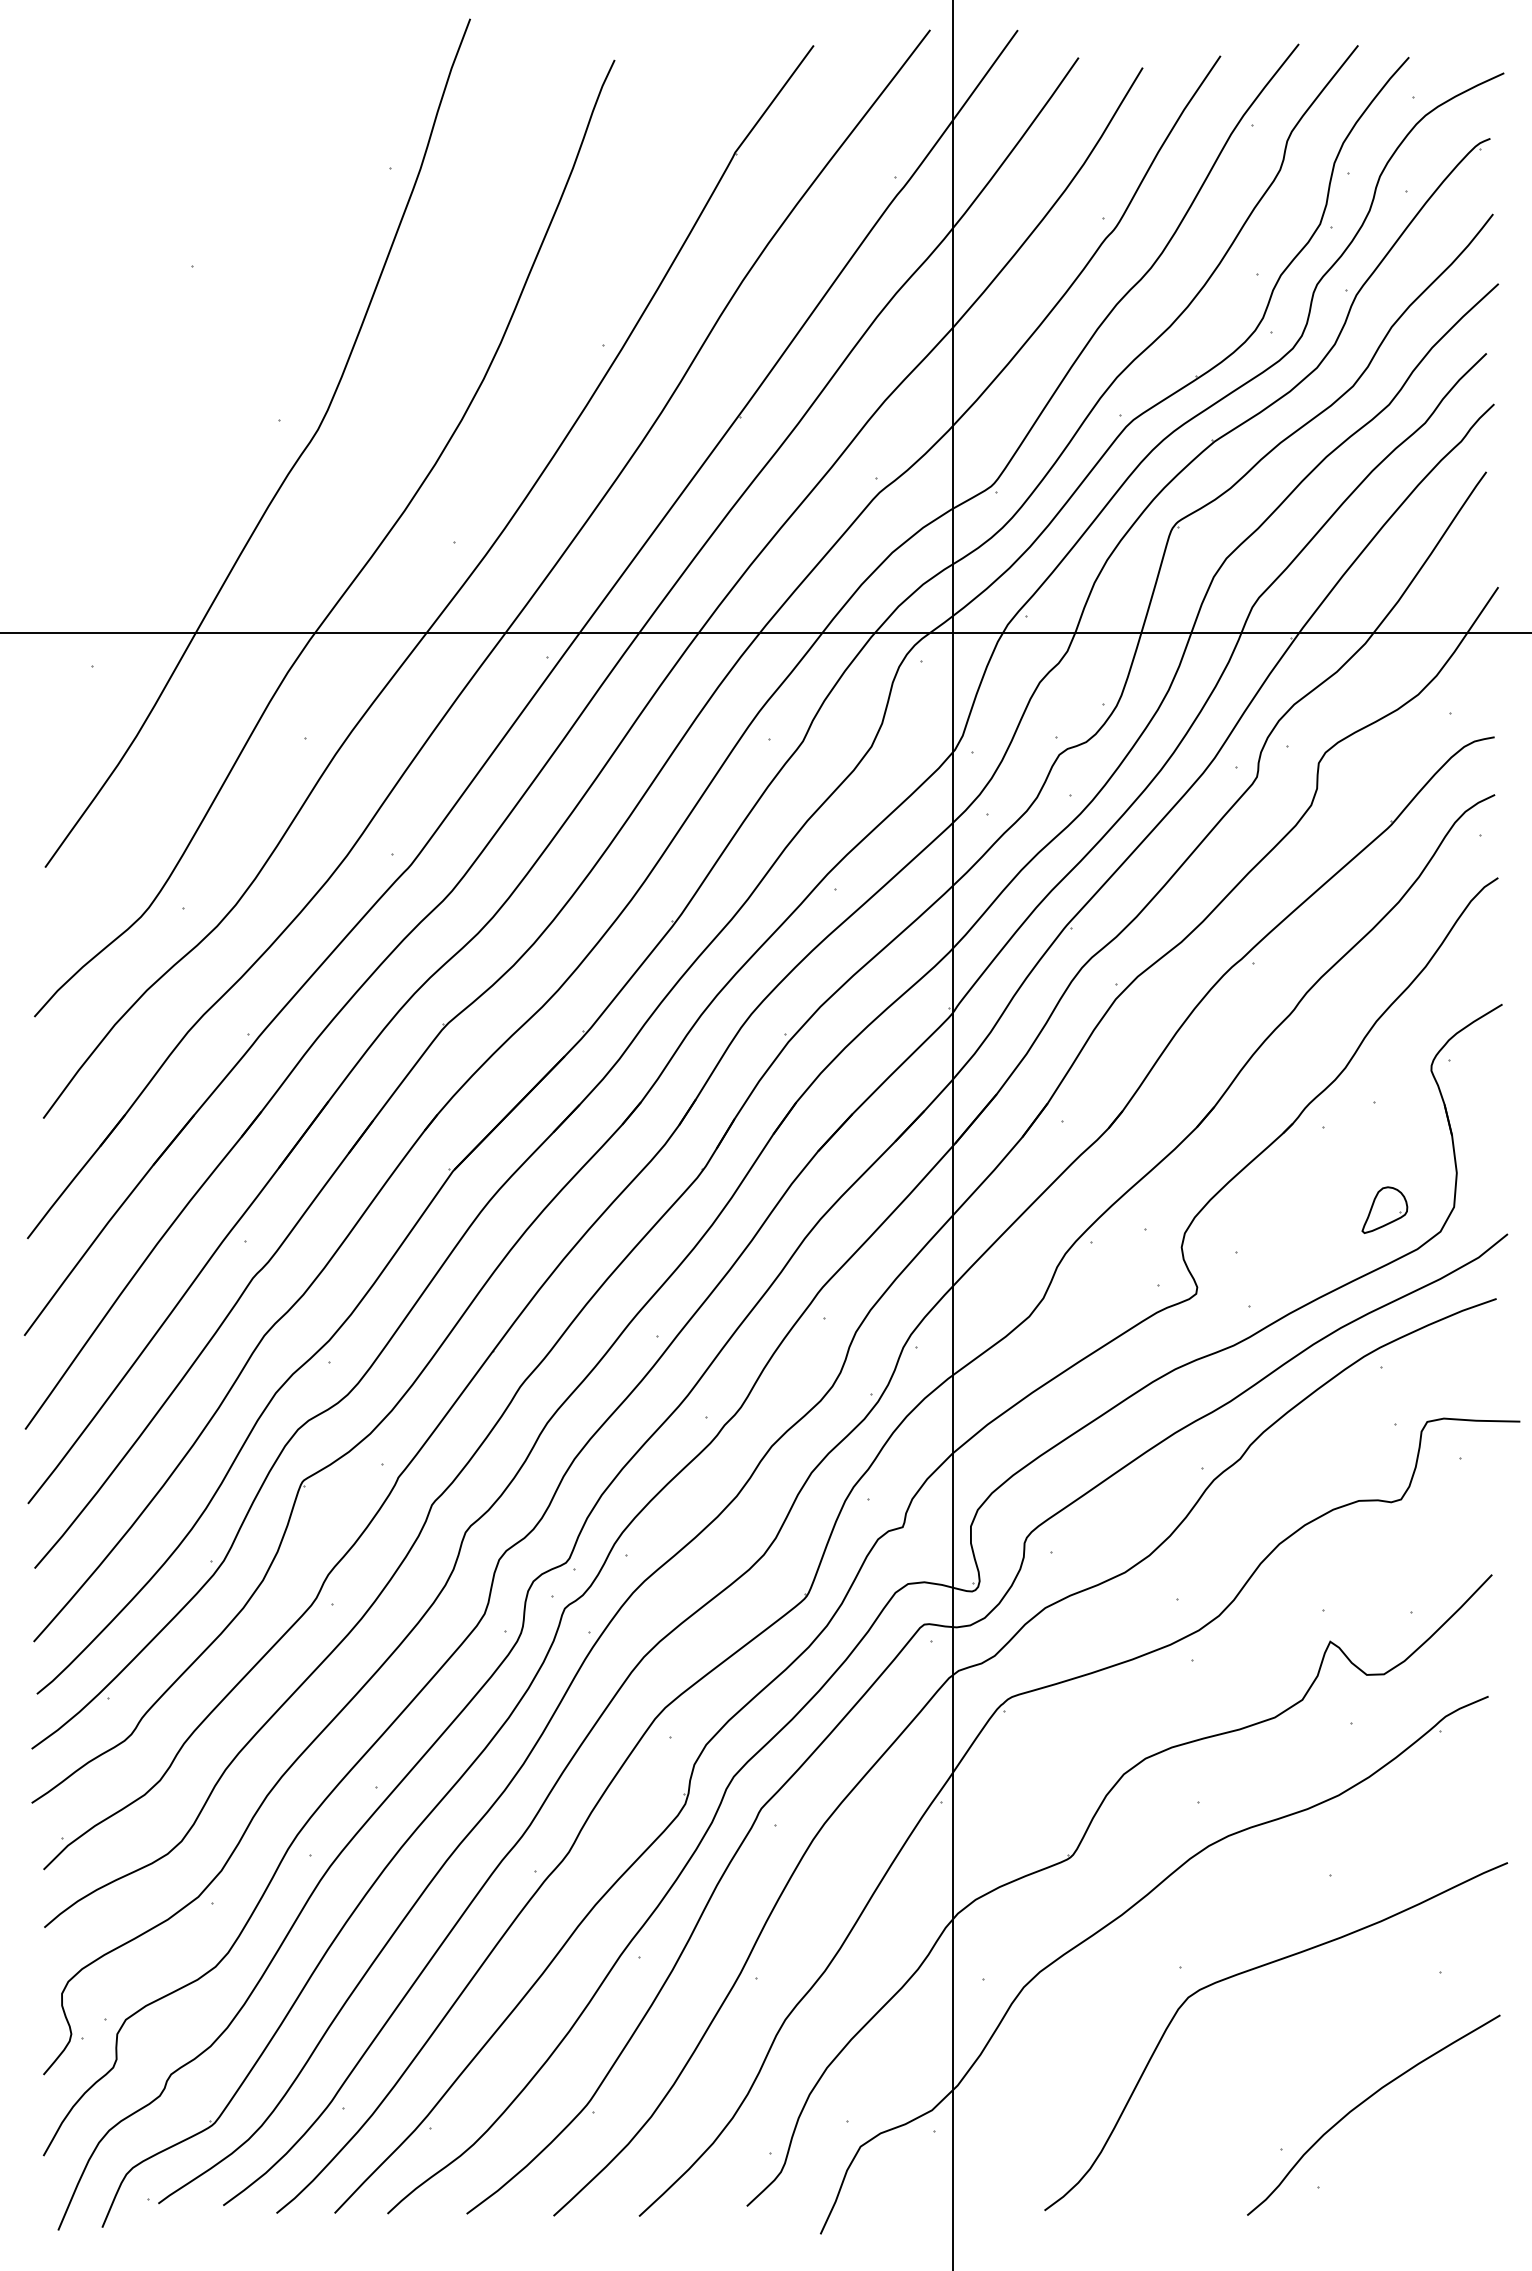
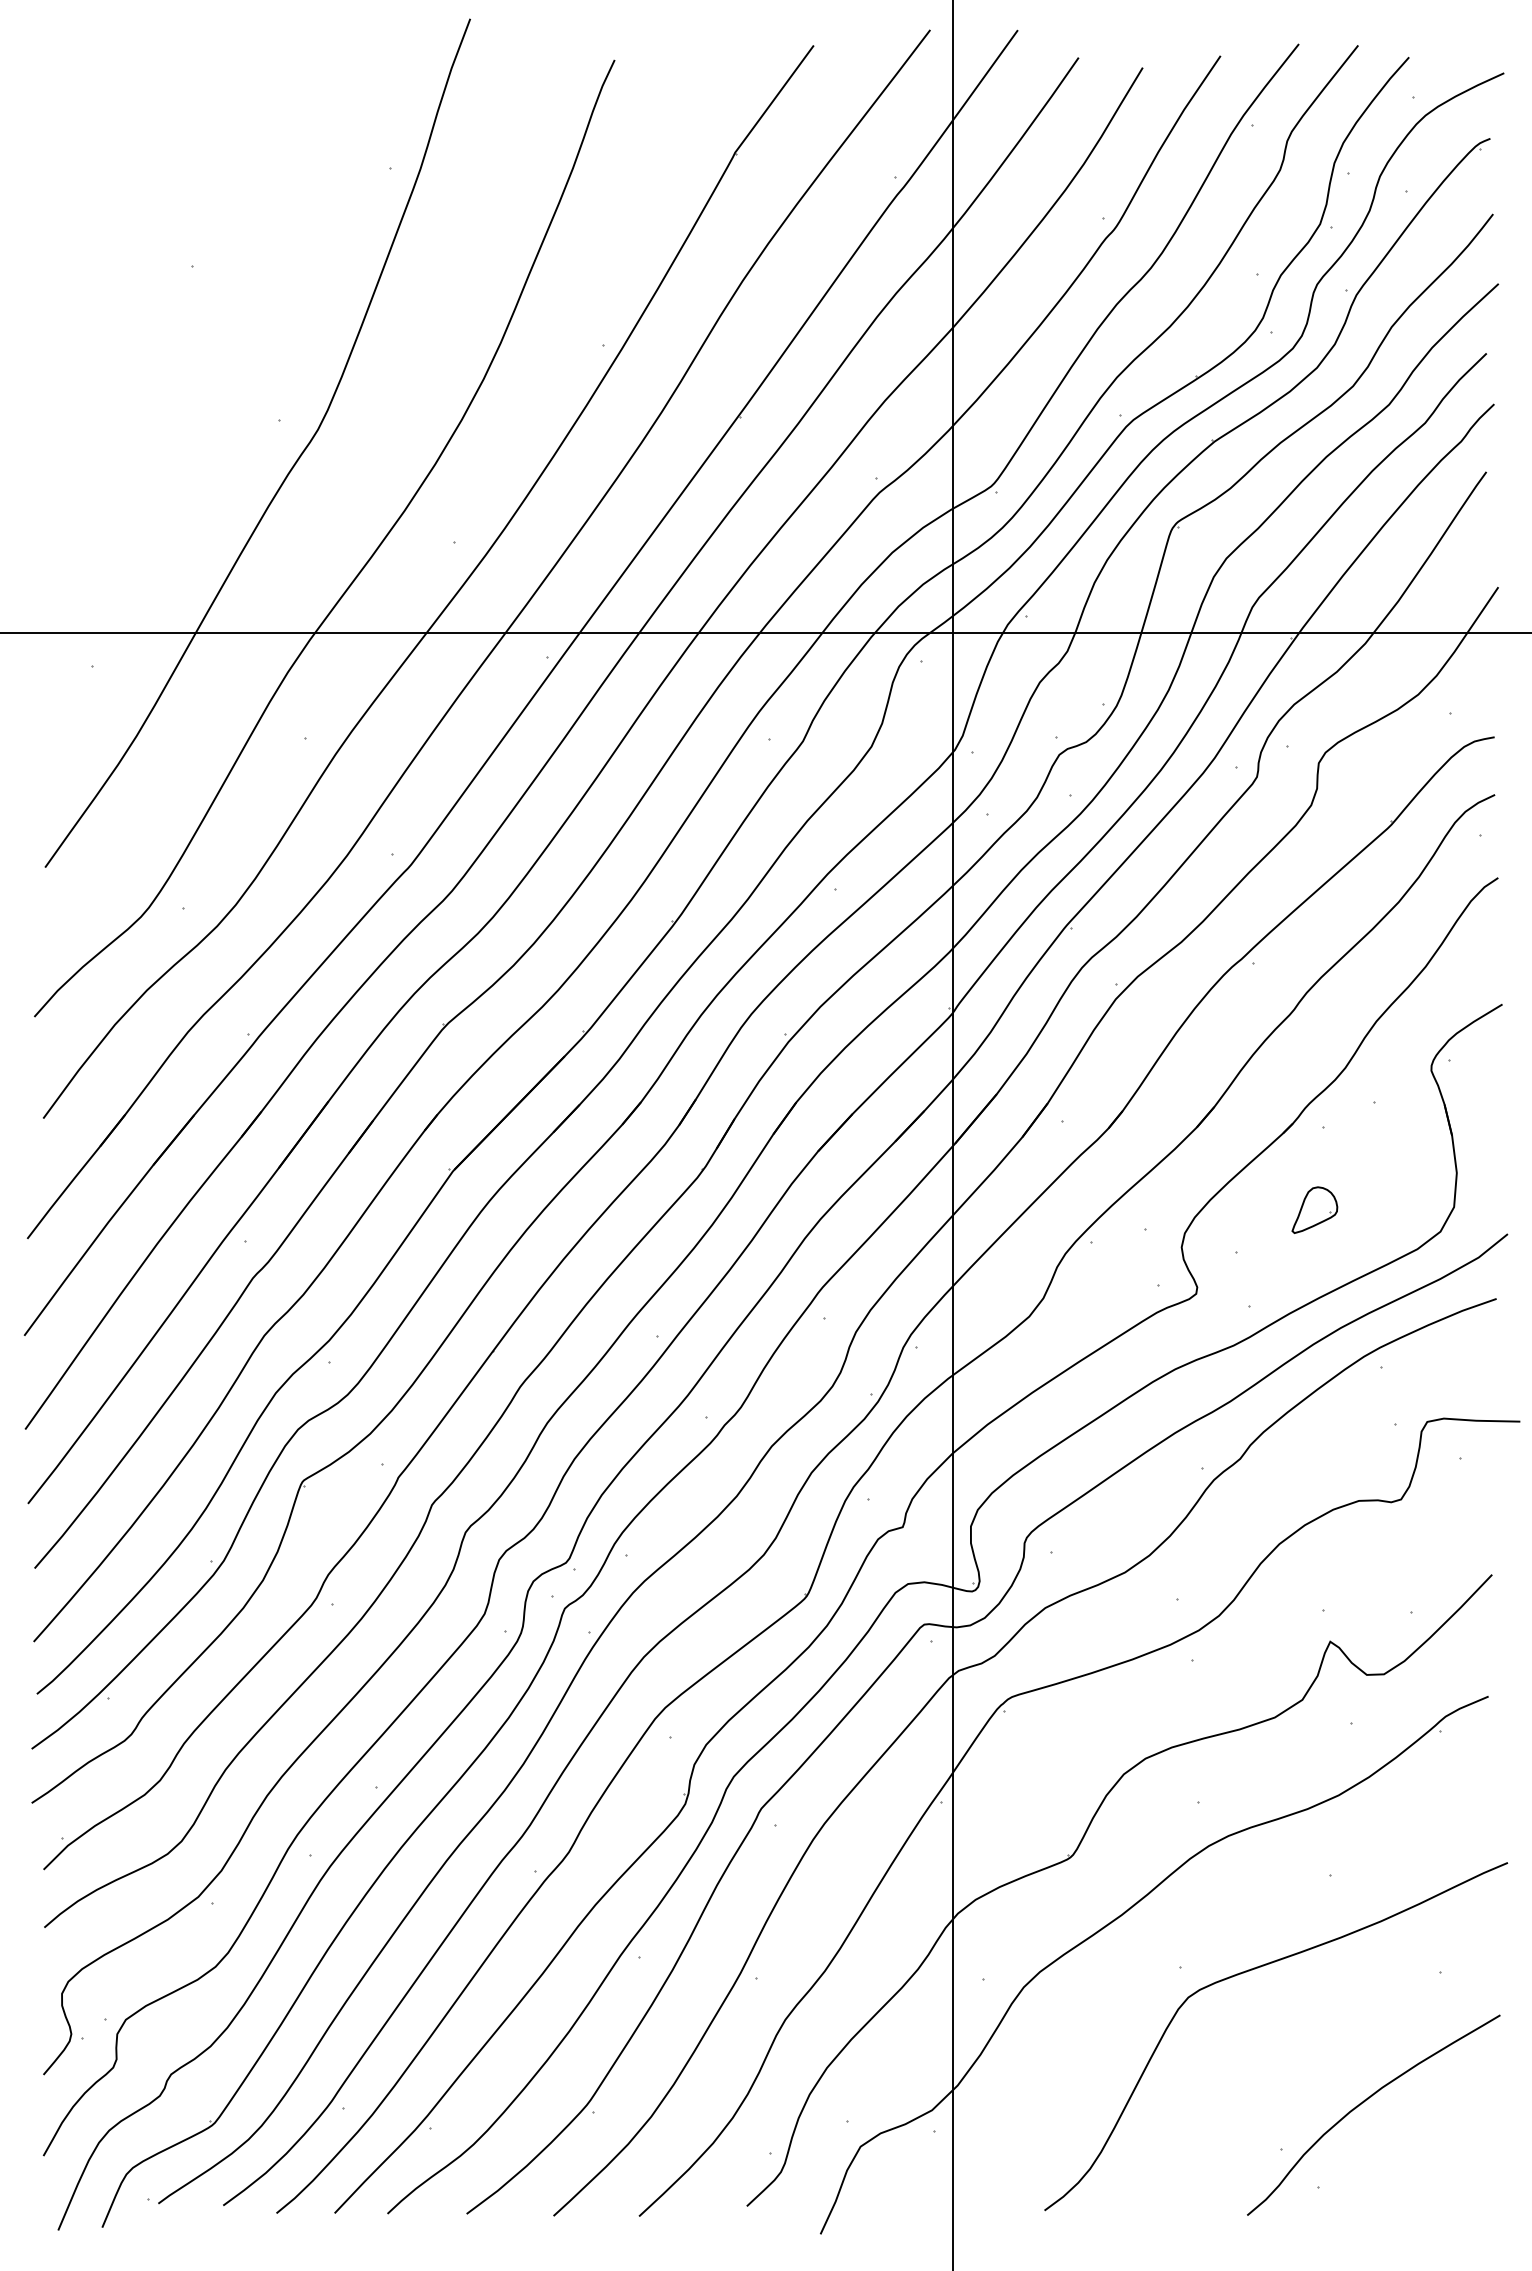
part position: (1384, 1209) -> (1314, 1209) (1314, 1209)
